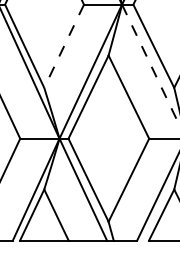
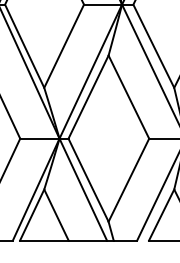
line: dashed -> solid (63, 46)
line: dashed -> solid (151, 65)
